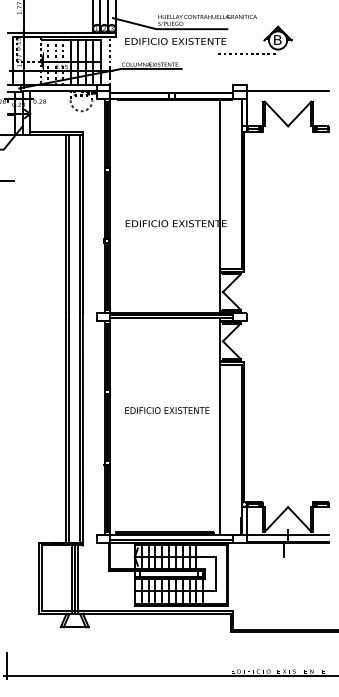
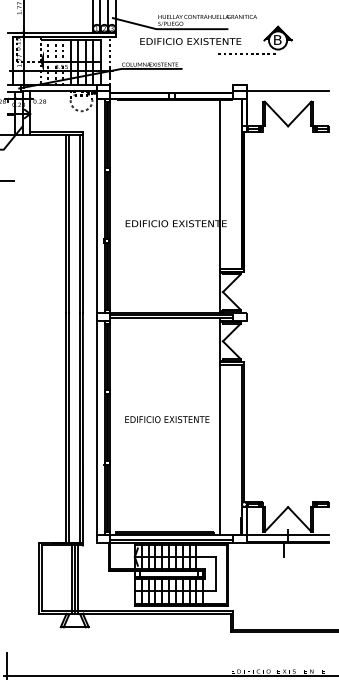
text position: (175, 41) -> (190, 41) (190, 41)
line: none -> present (96, 316)
text position: (167, 410) -> (167, 419) (167, 419)
